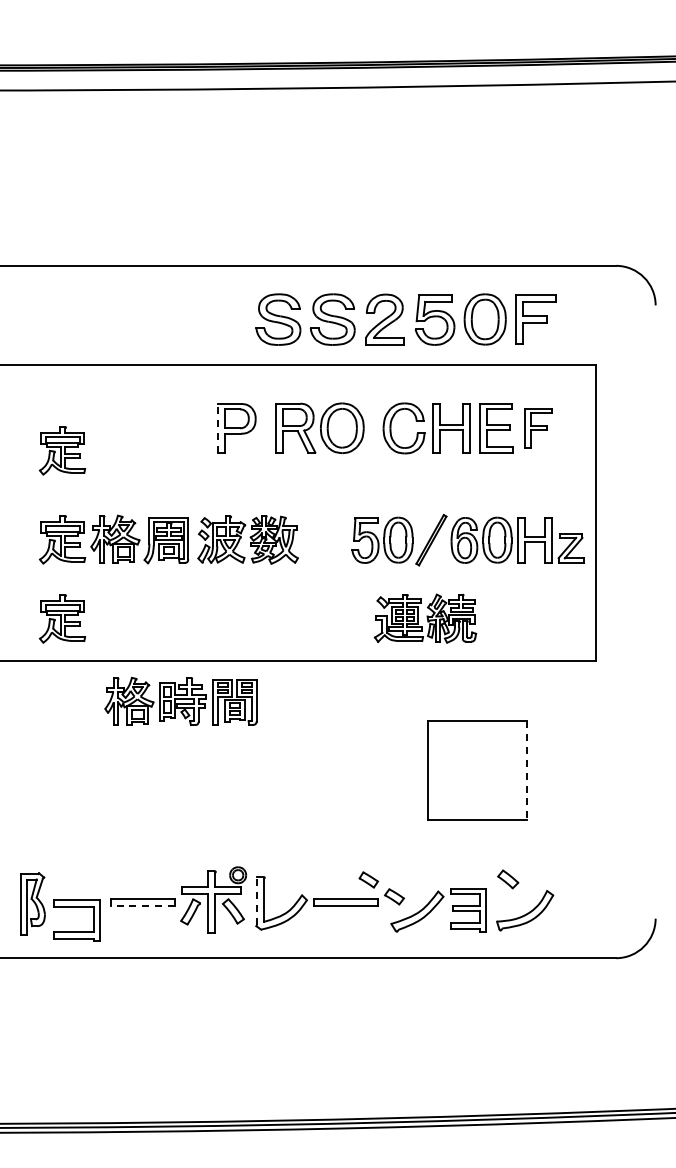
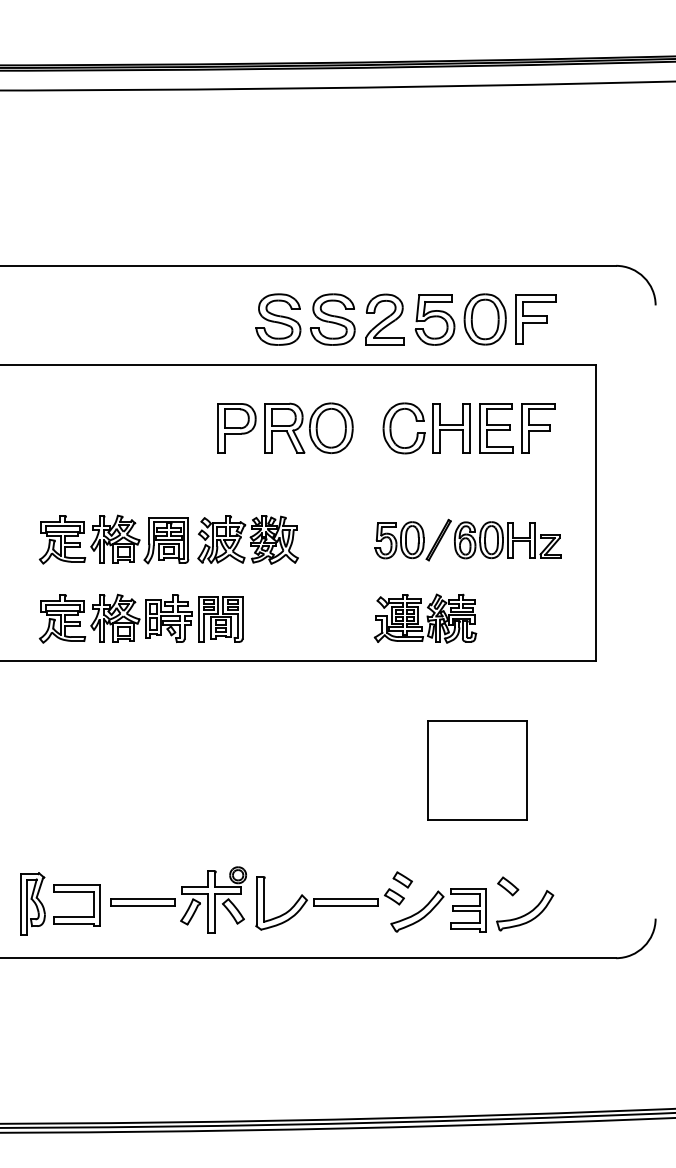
line: dashed -> solid (218, 427)
part position: (319, 427) -> (308, 427) (308, 427)
part size: 29x41 px -> 35x51 px (538, 428)
part: present -> none (62, 450)
part size: 234x54 px -> 188x44 px (467, 539)
part position: (180, 700) -> (166, 617) (166, 617)
line: dashed -> solid (527, 770)
part position: (368, 879) -> (402, 879) (402, 879)
part position: (508, 879) -> (508, 886) (508, 886)
line: dashed -> solid (256, 900)
line: dashed -> solid (143, 905)
part position: (76, 931) -> (76, 916) (76, 916)
